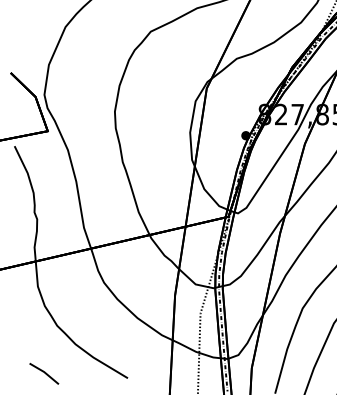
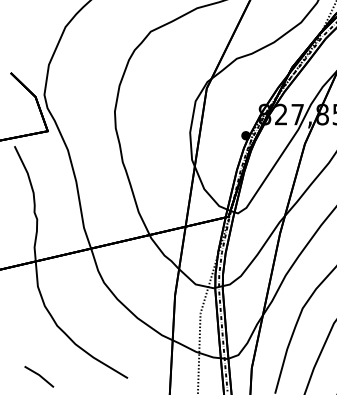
line position: (44, 373) -> (39, 376) (39, 376)
